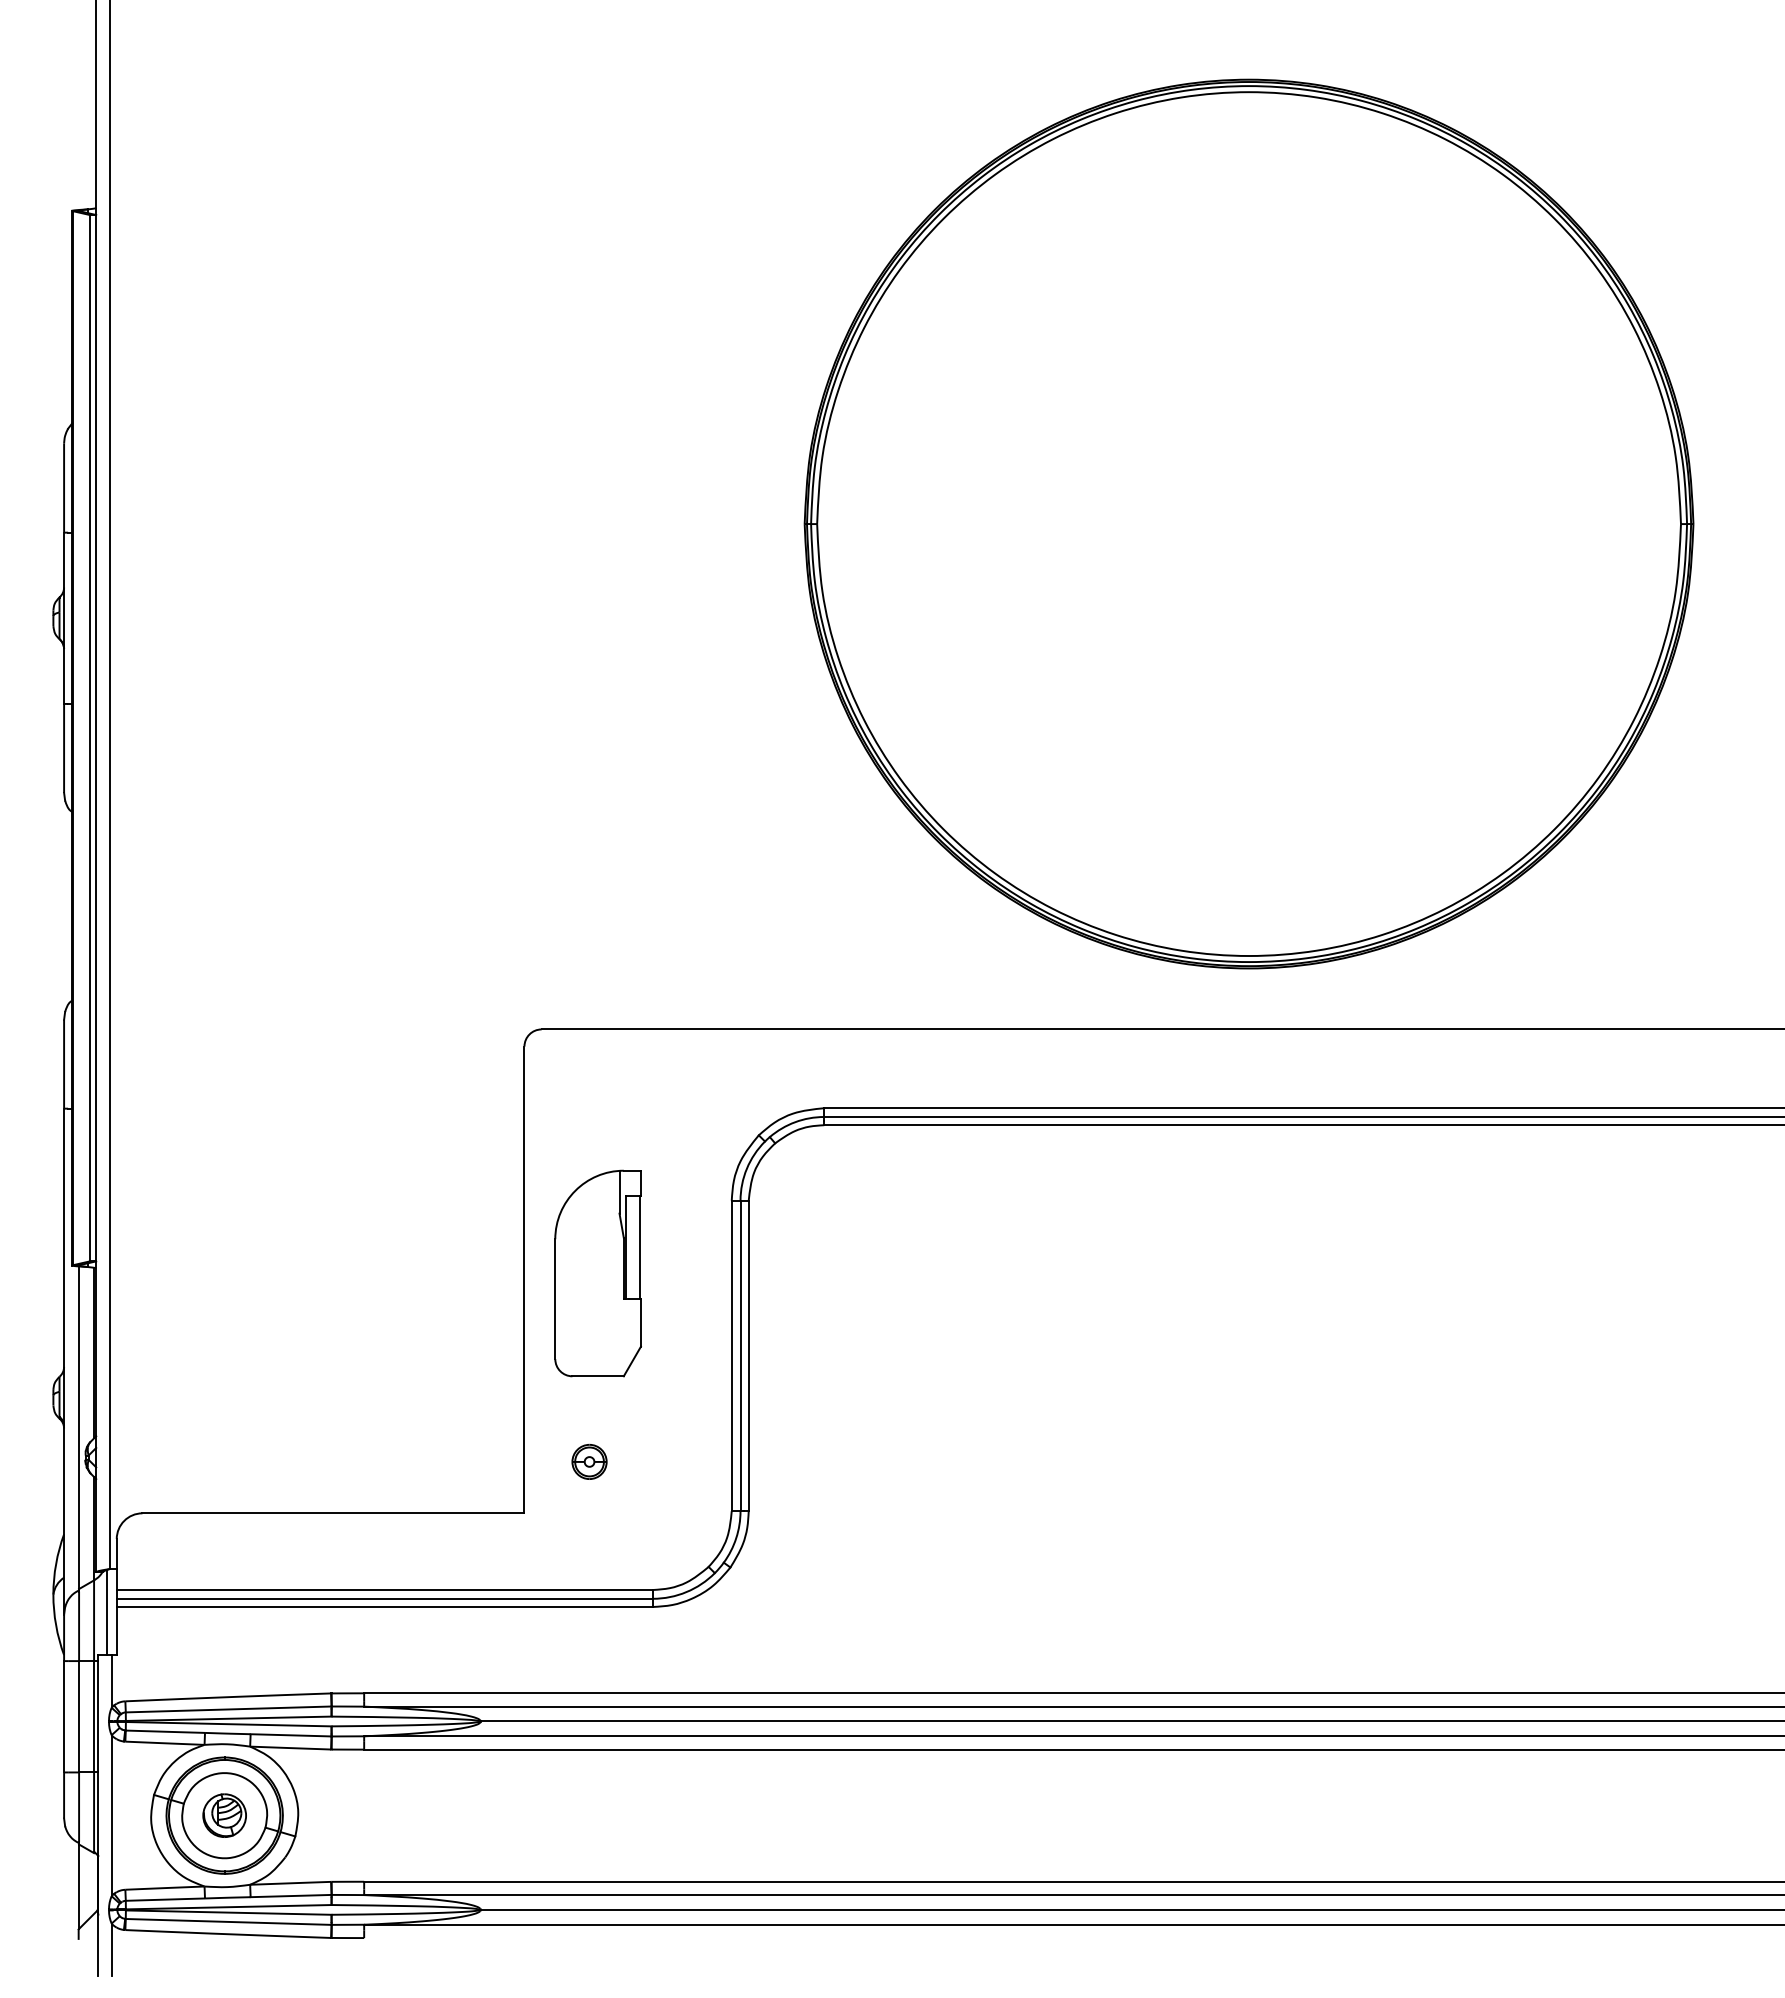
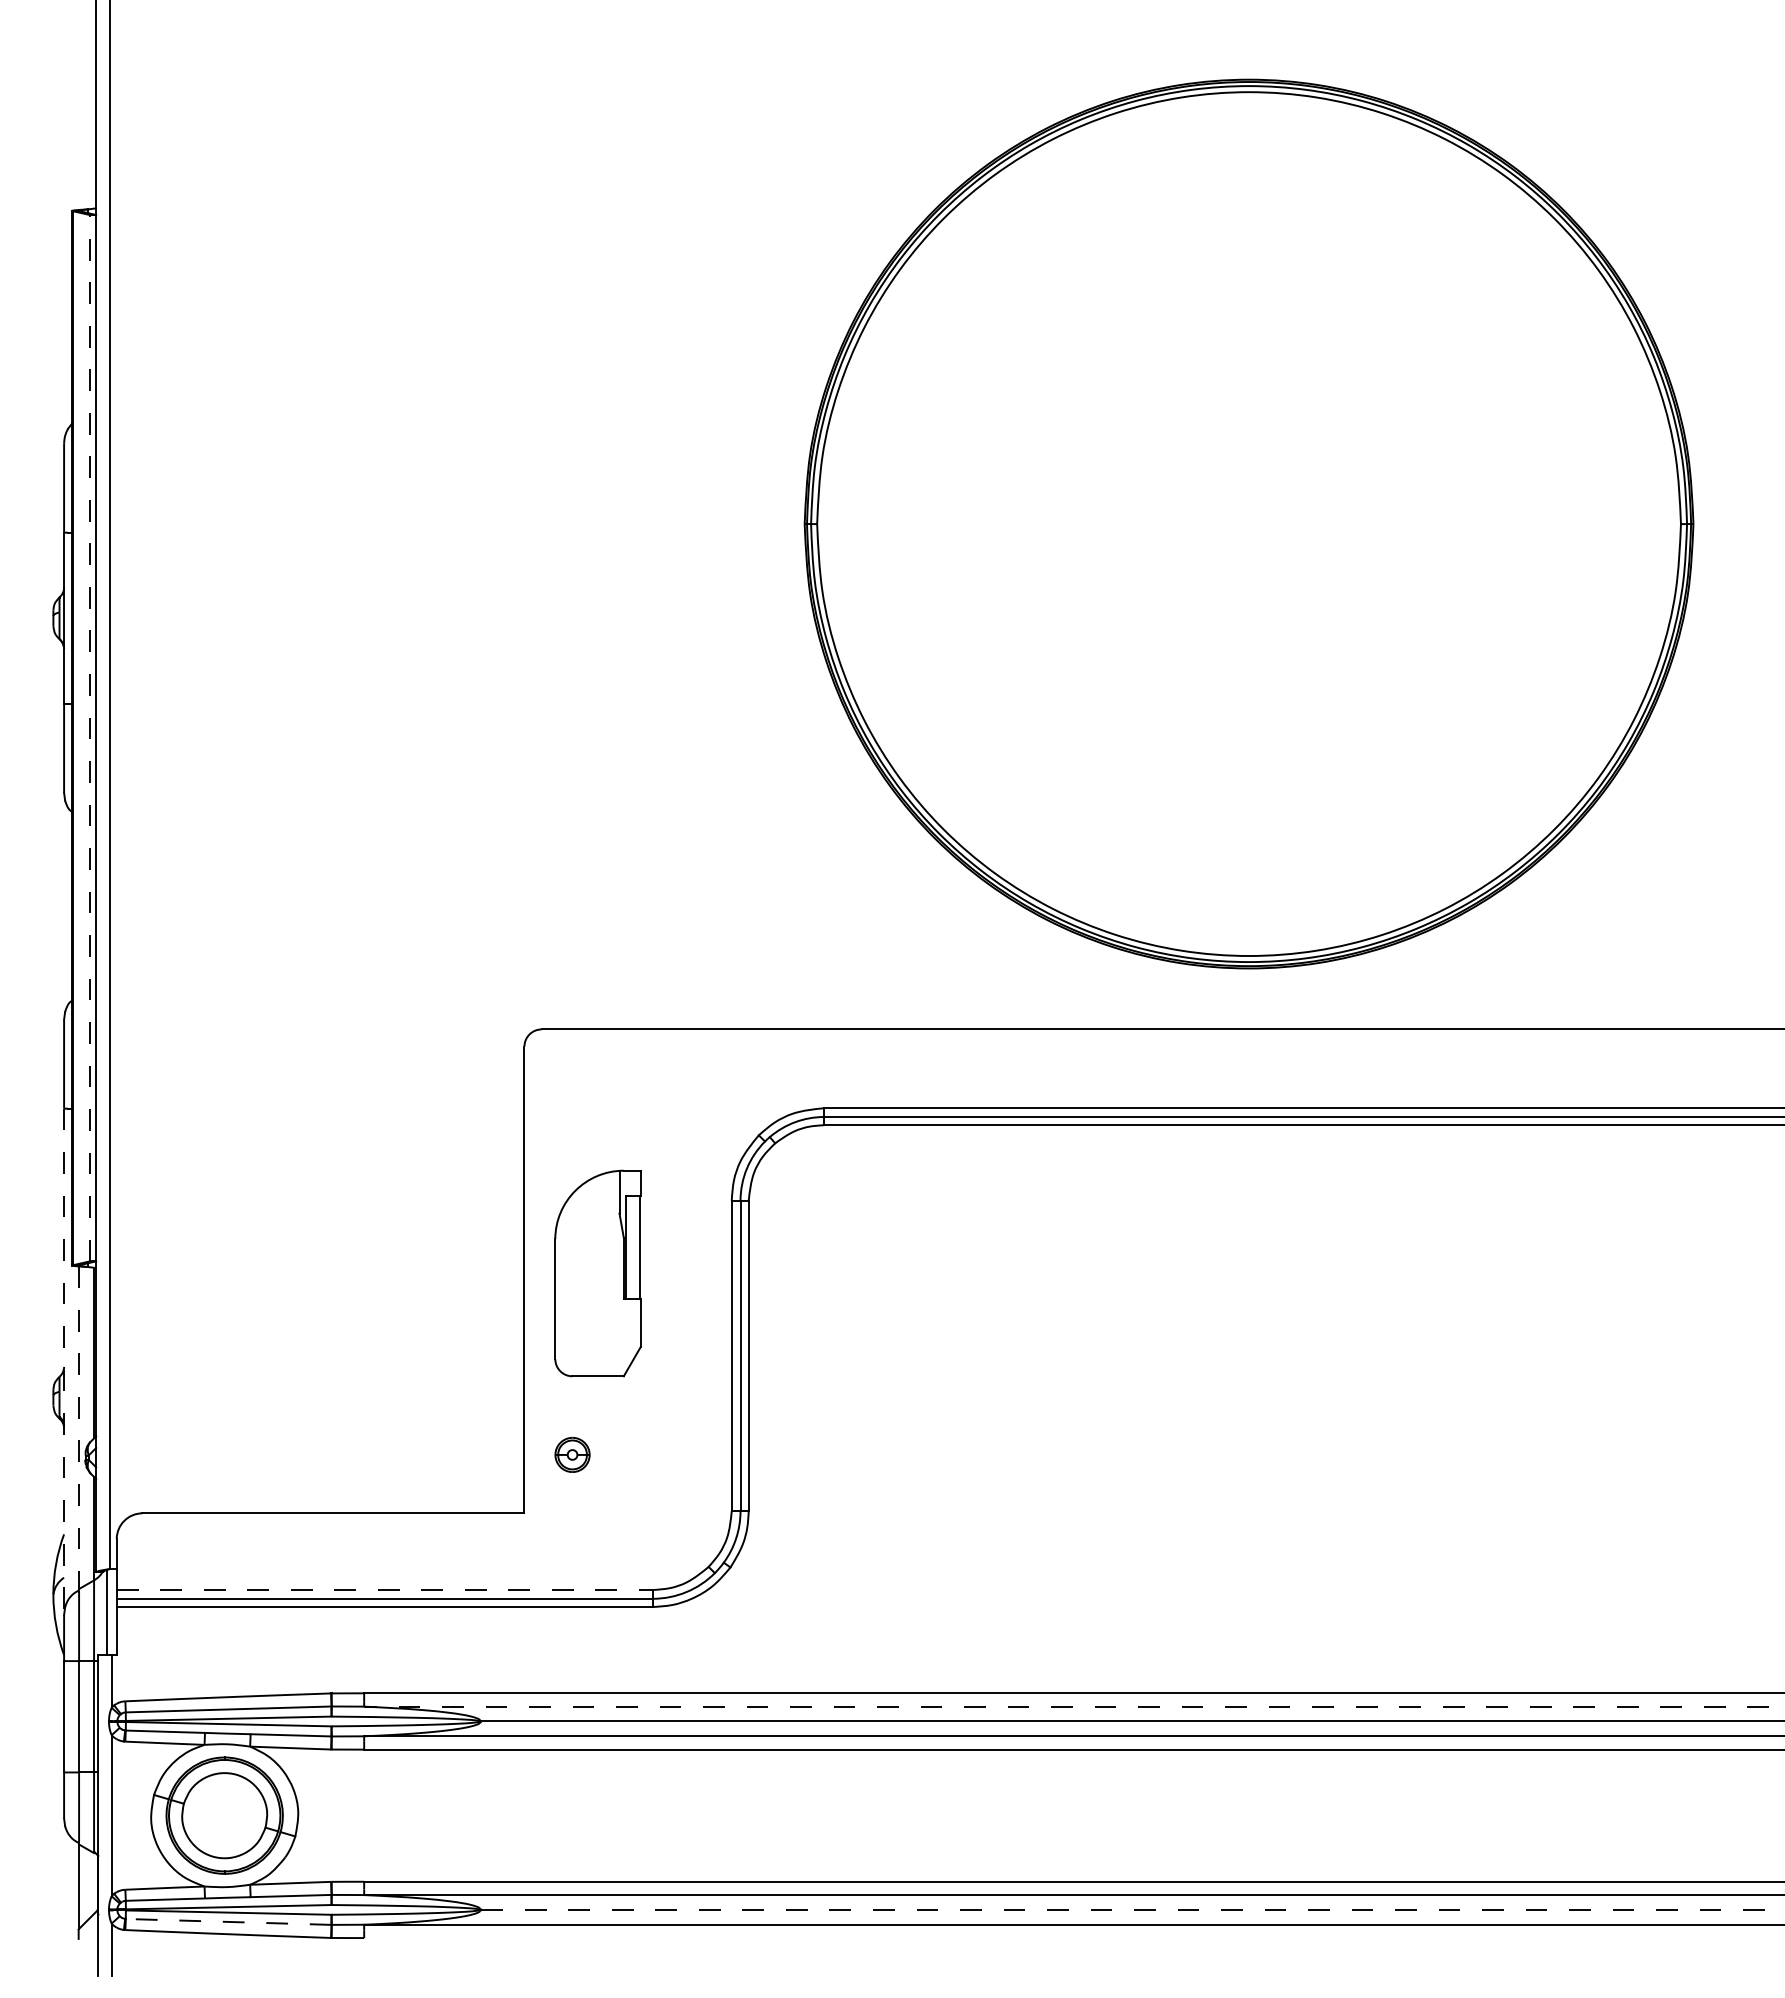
line: solid -> dashed (89, 737)
line: solid -> dashed (64, 1361)
line: solid -> dashed (79, 1428)
part position: (589, 1461) -> (572, 1454) (572, 1454)
line: solid -> dashed (385, 1590)
line: solid -> dashed (1074, 1706)
part: present -> none (224, 1815)
line: solid -> dashed (1133, 1909)
line: solid -> dashed (228, 1921)
